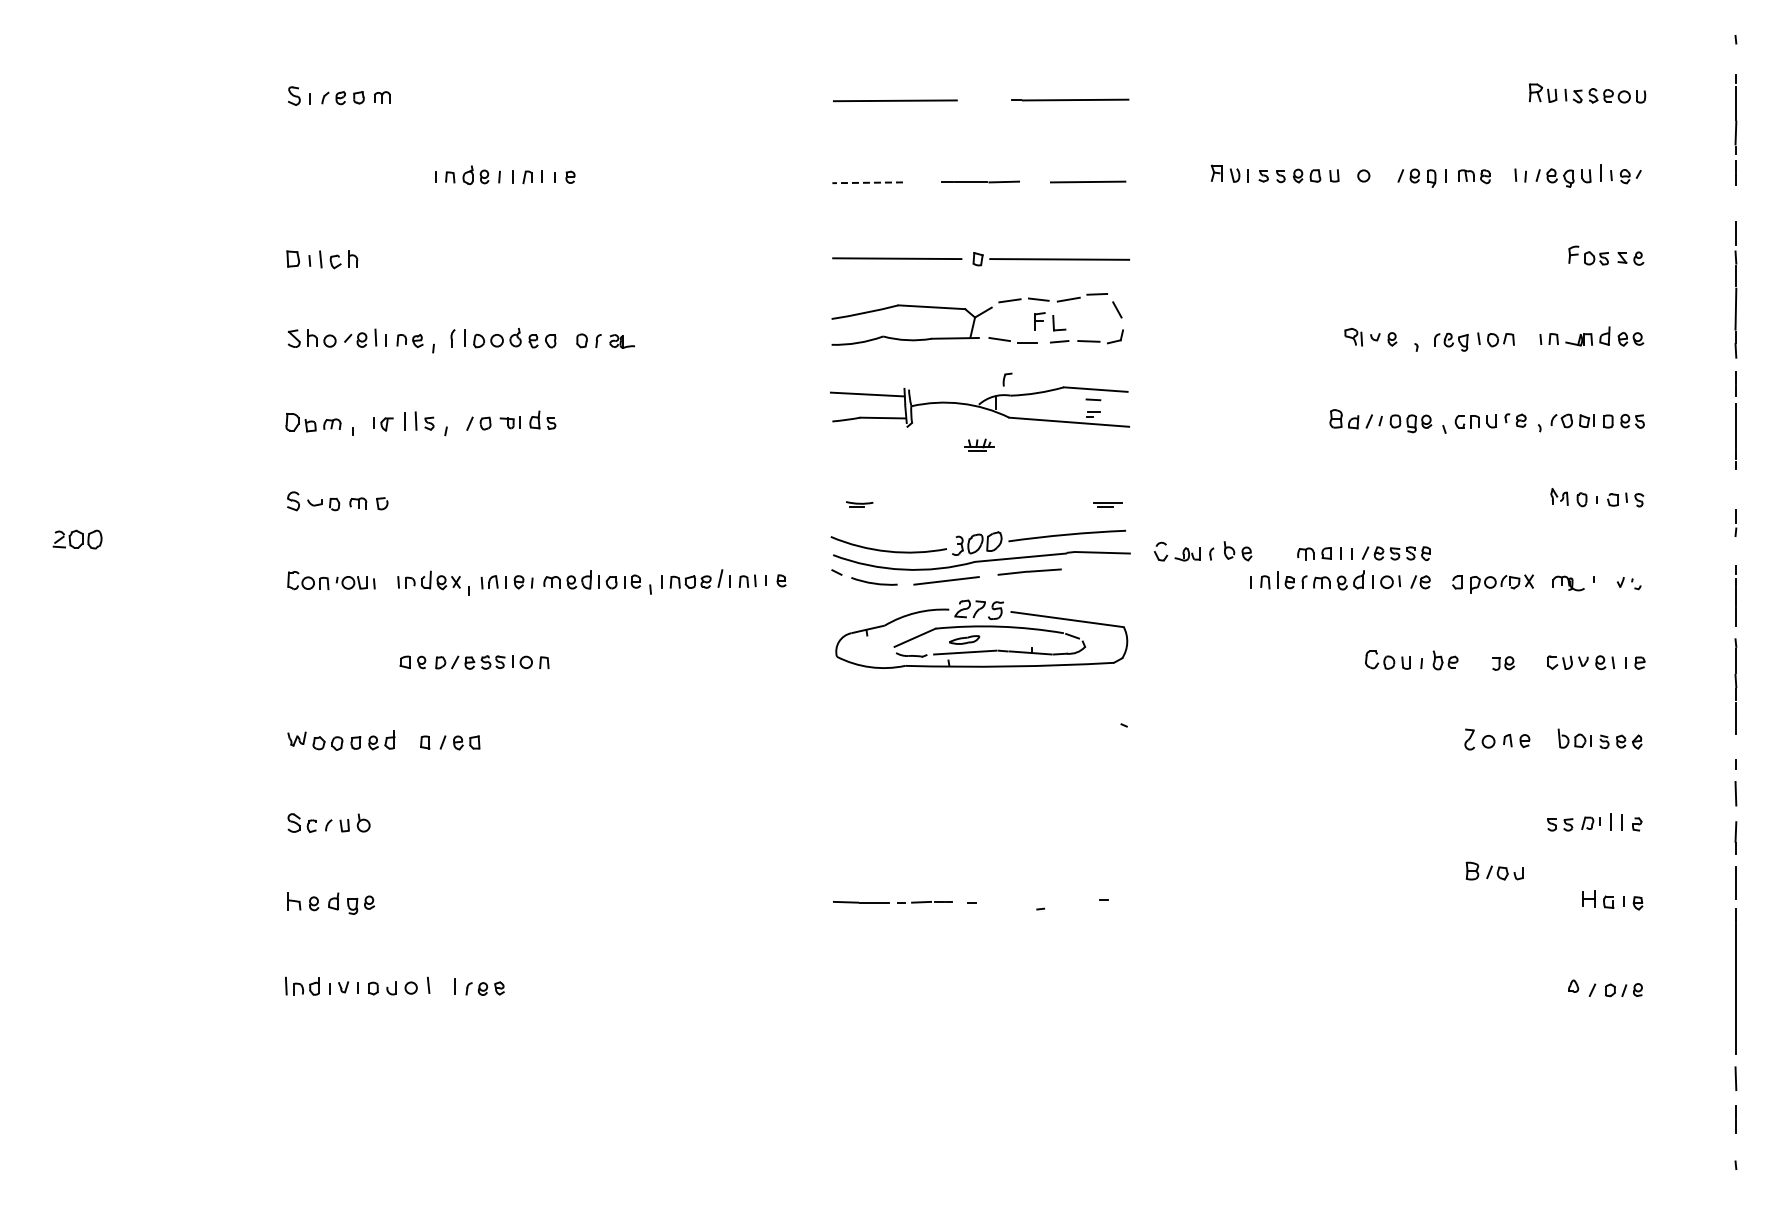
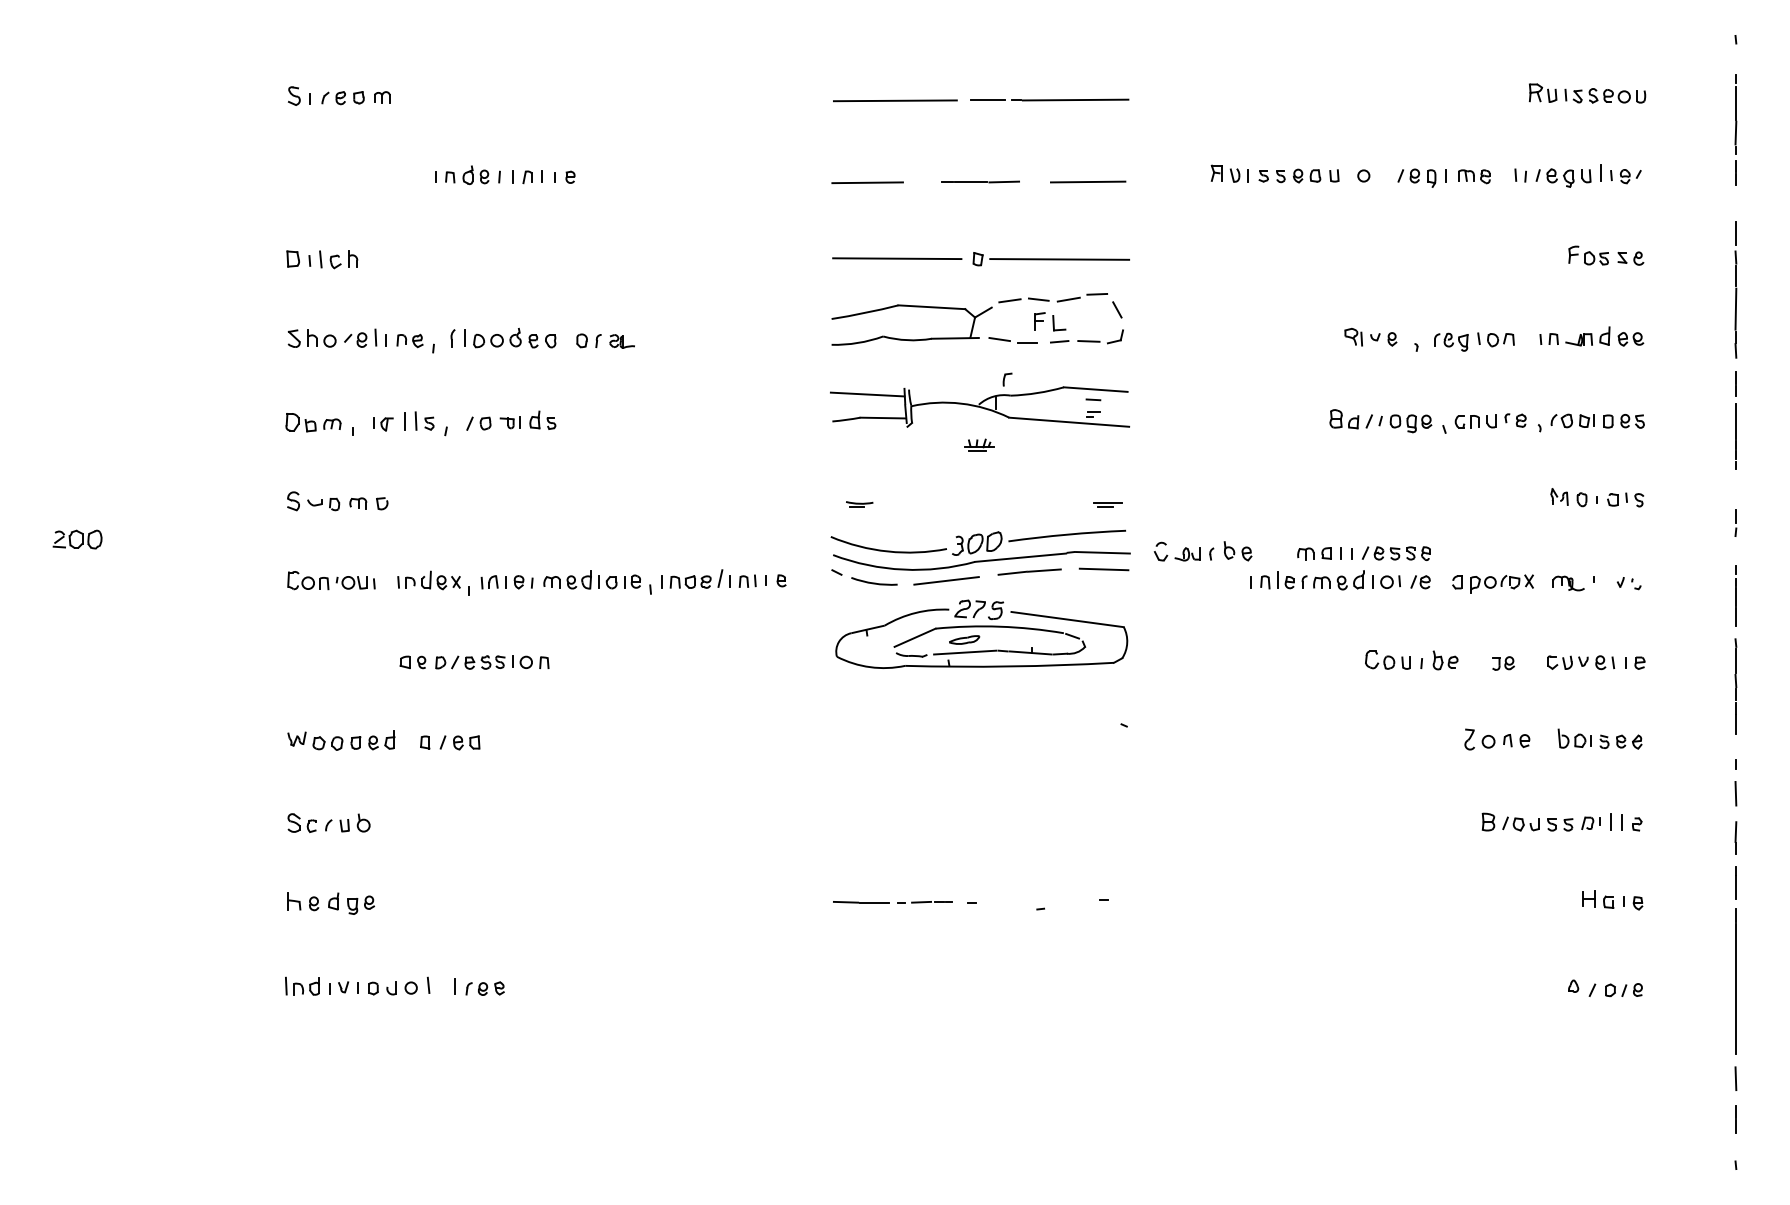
line: none -> present (987, 100)
line: dashed -> solid (867, 182)
line: none -> present (1103, 569)
part position: (1494, 870) -> (1510, 821) (1510, 821)
